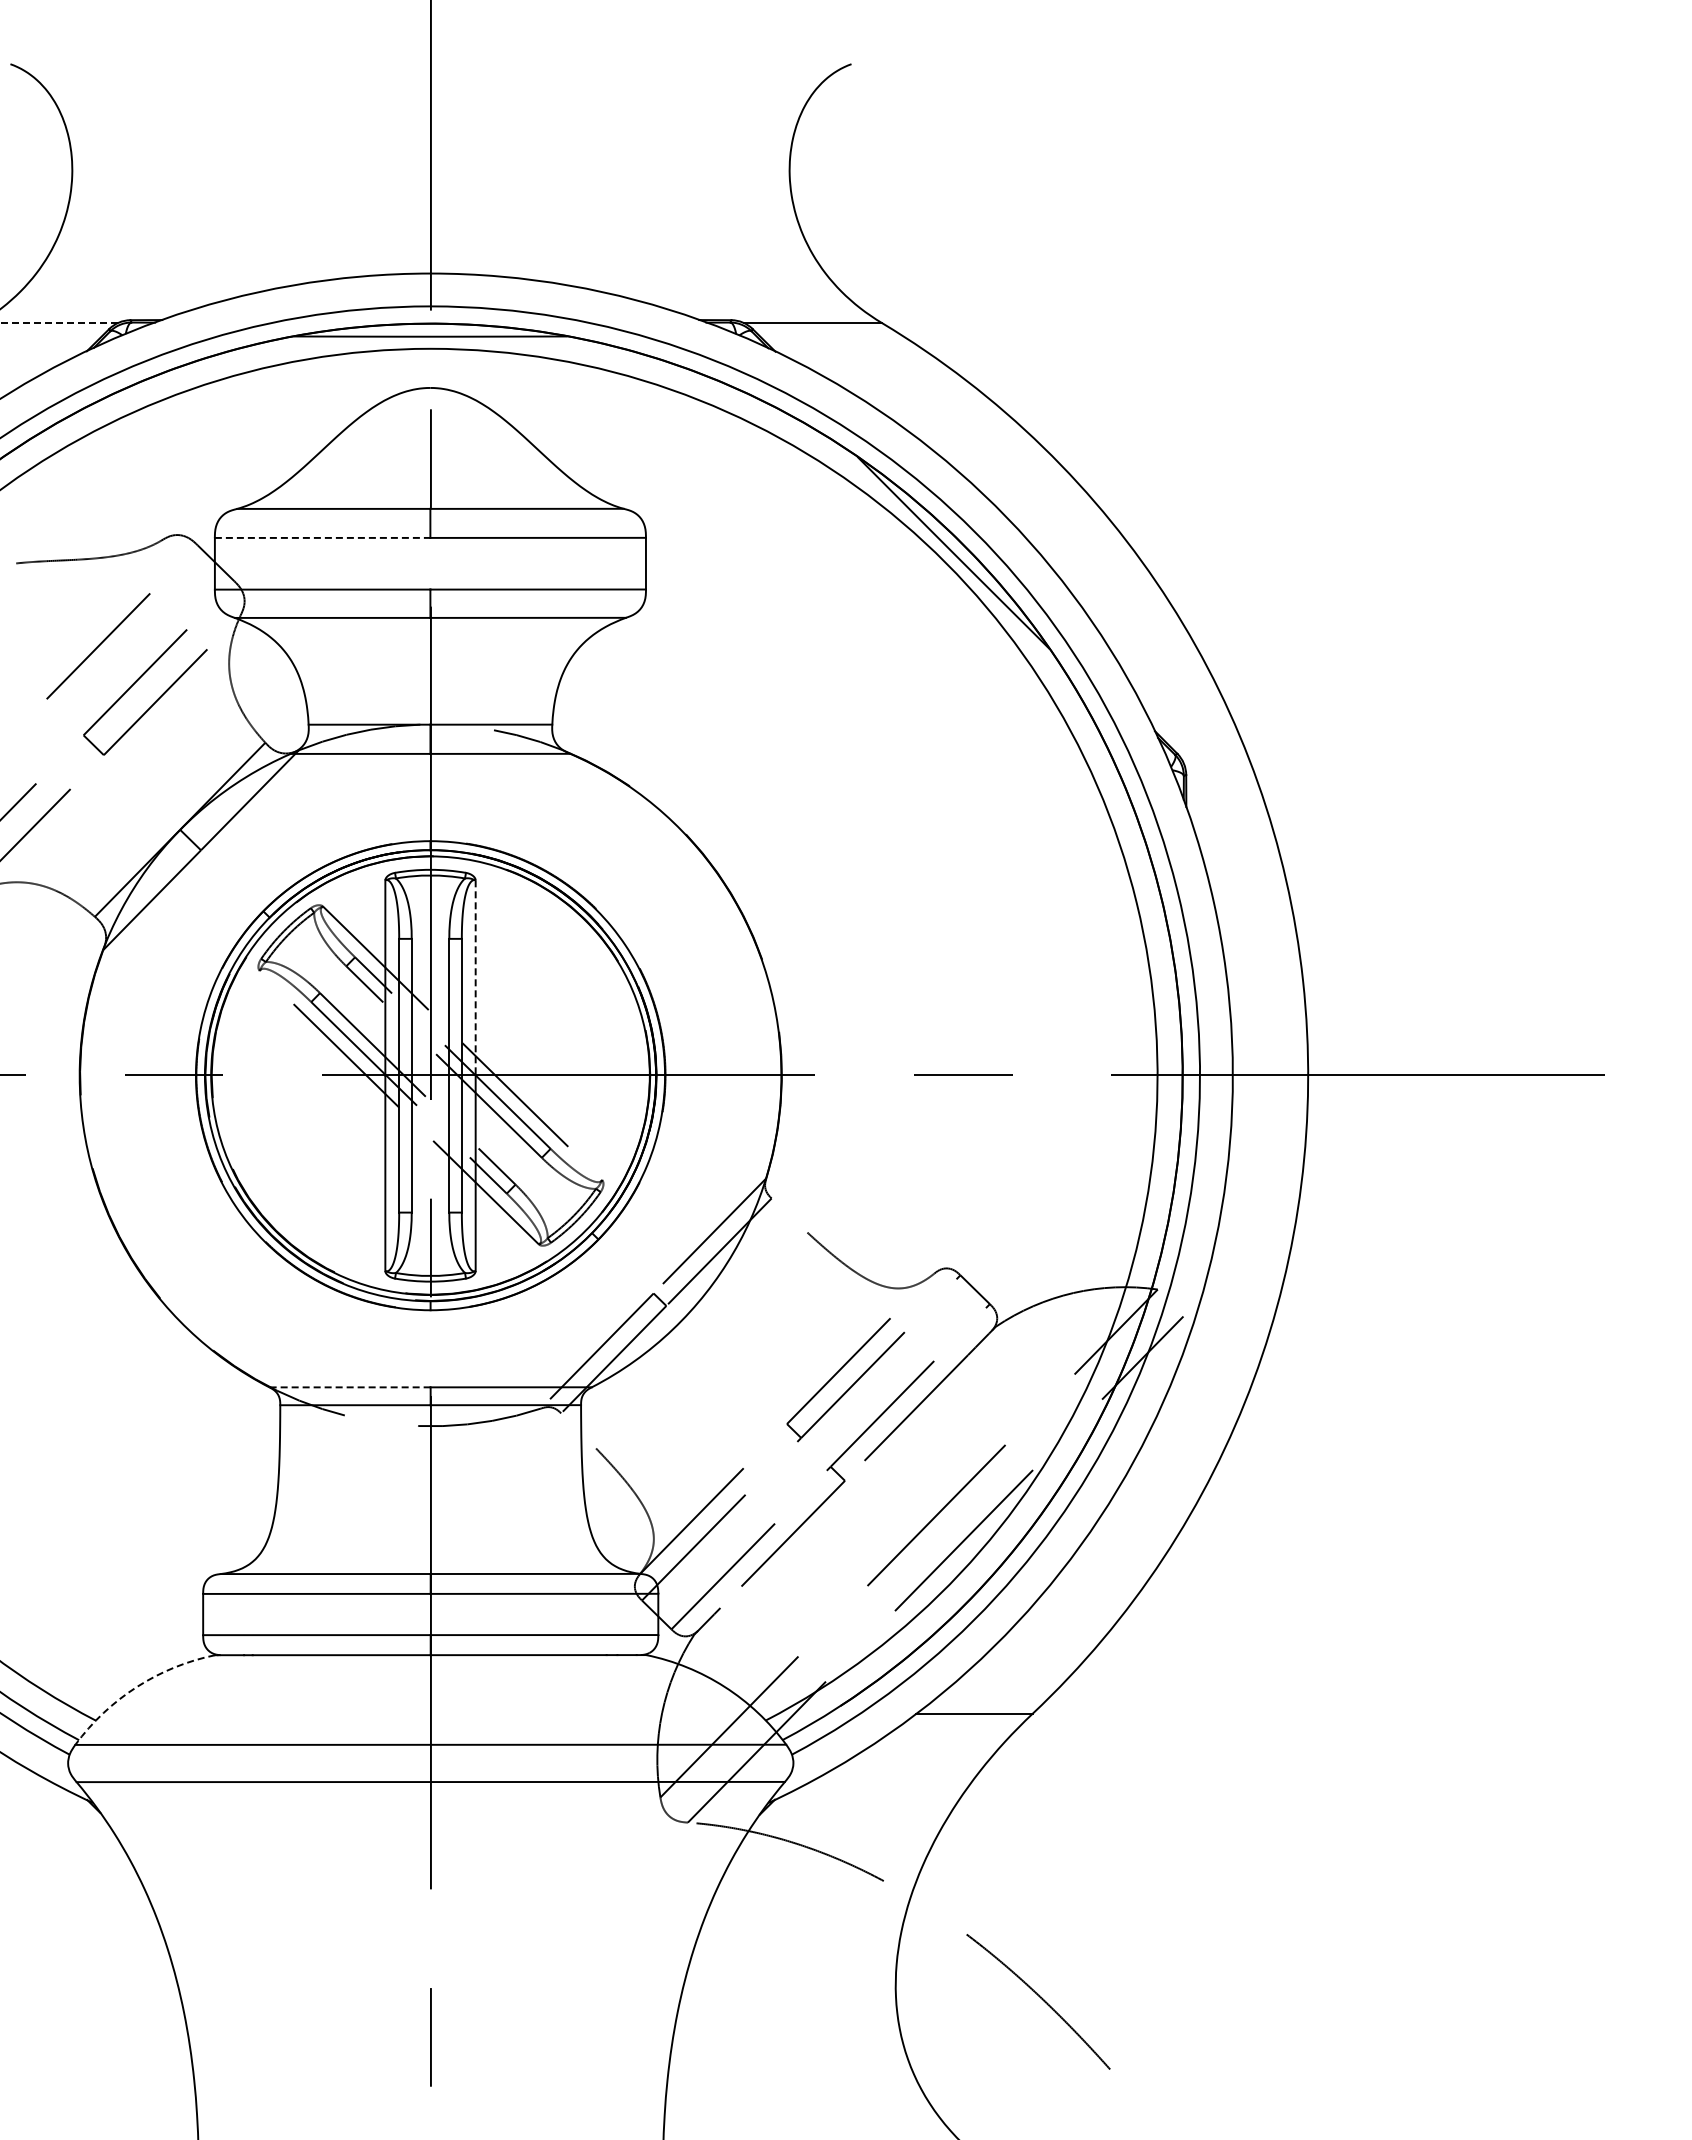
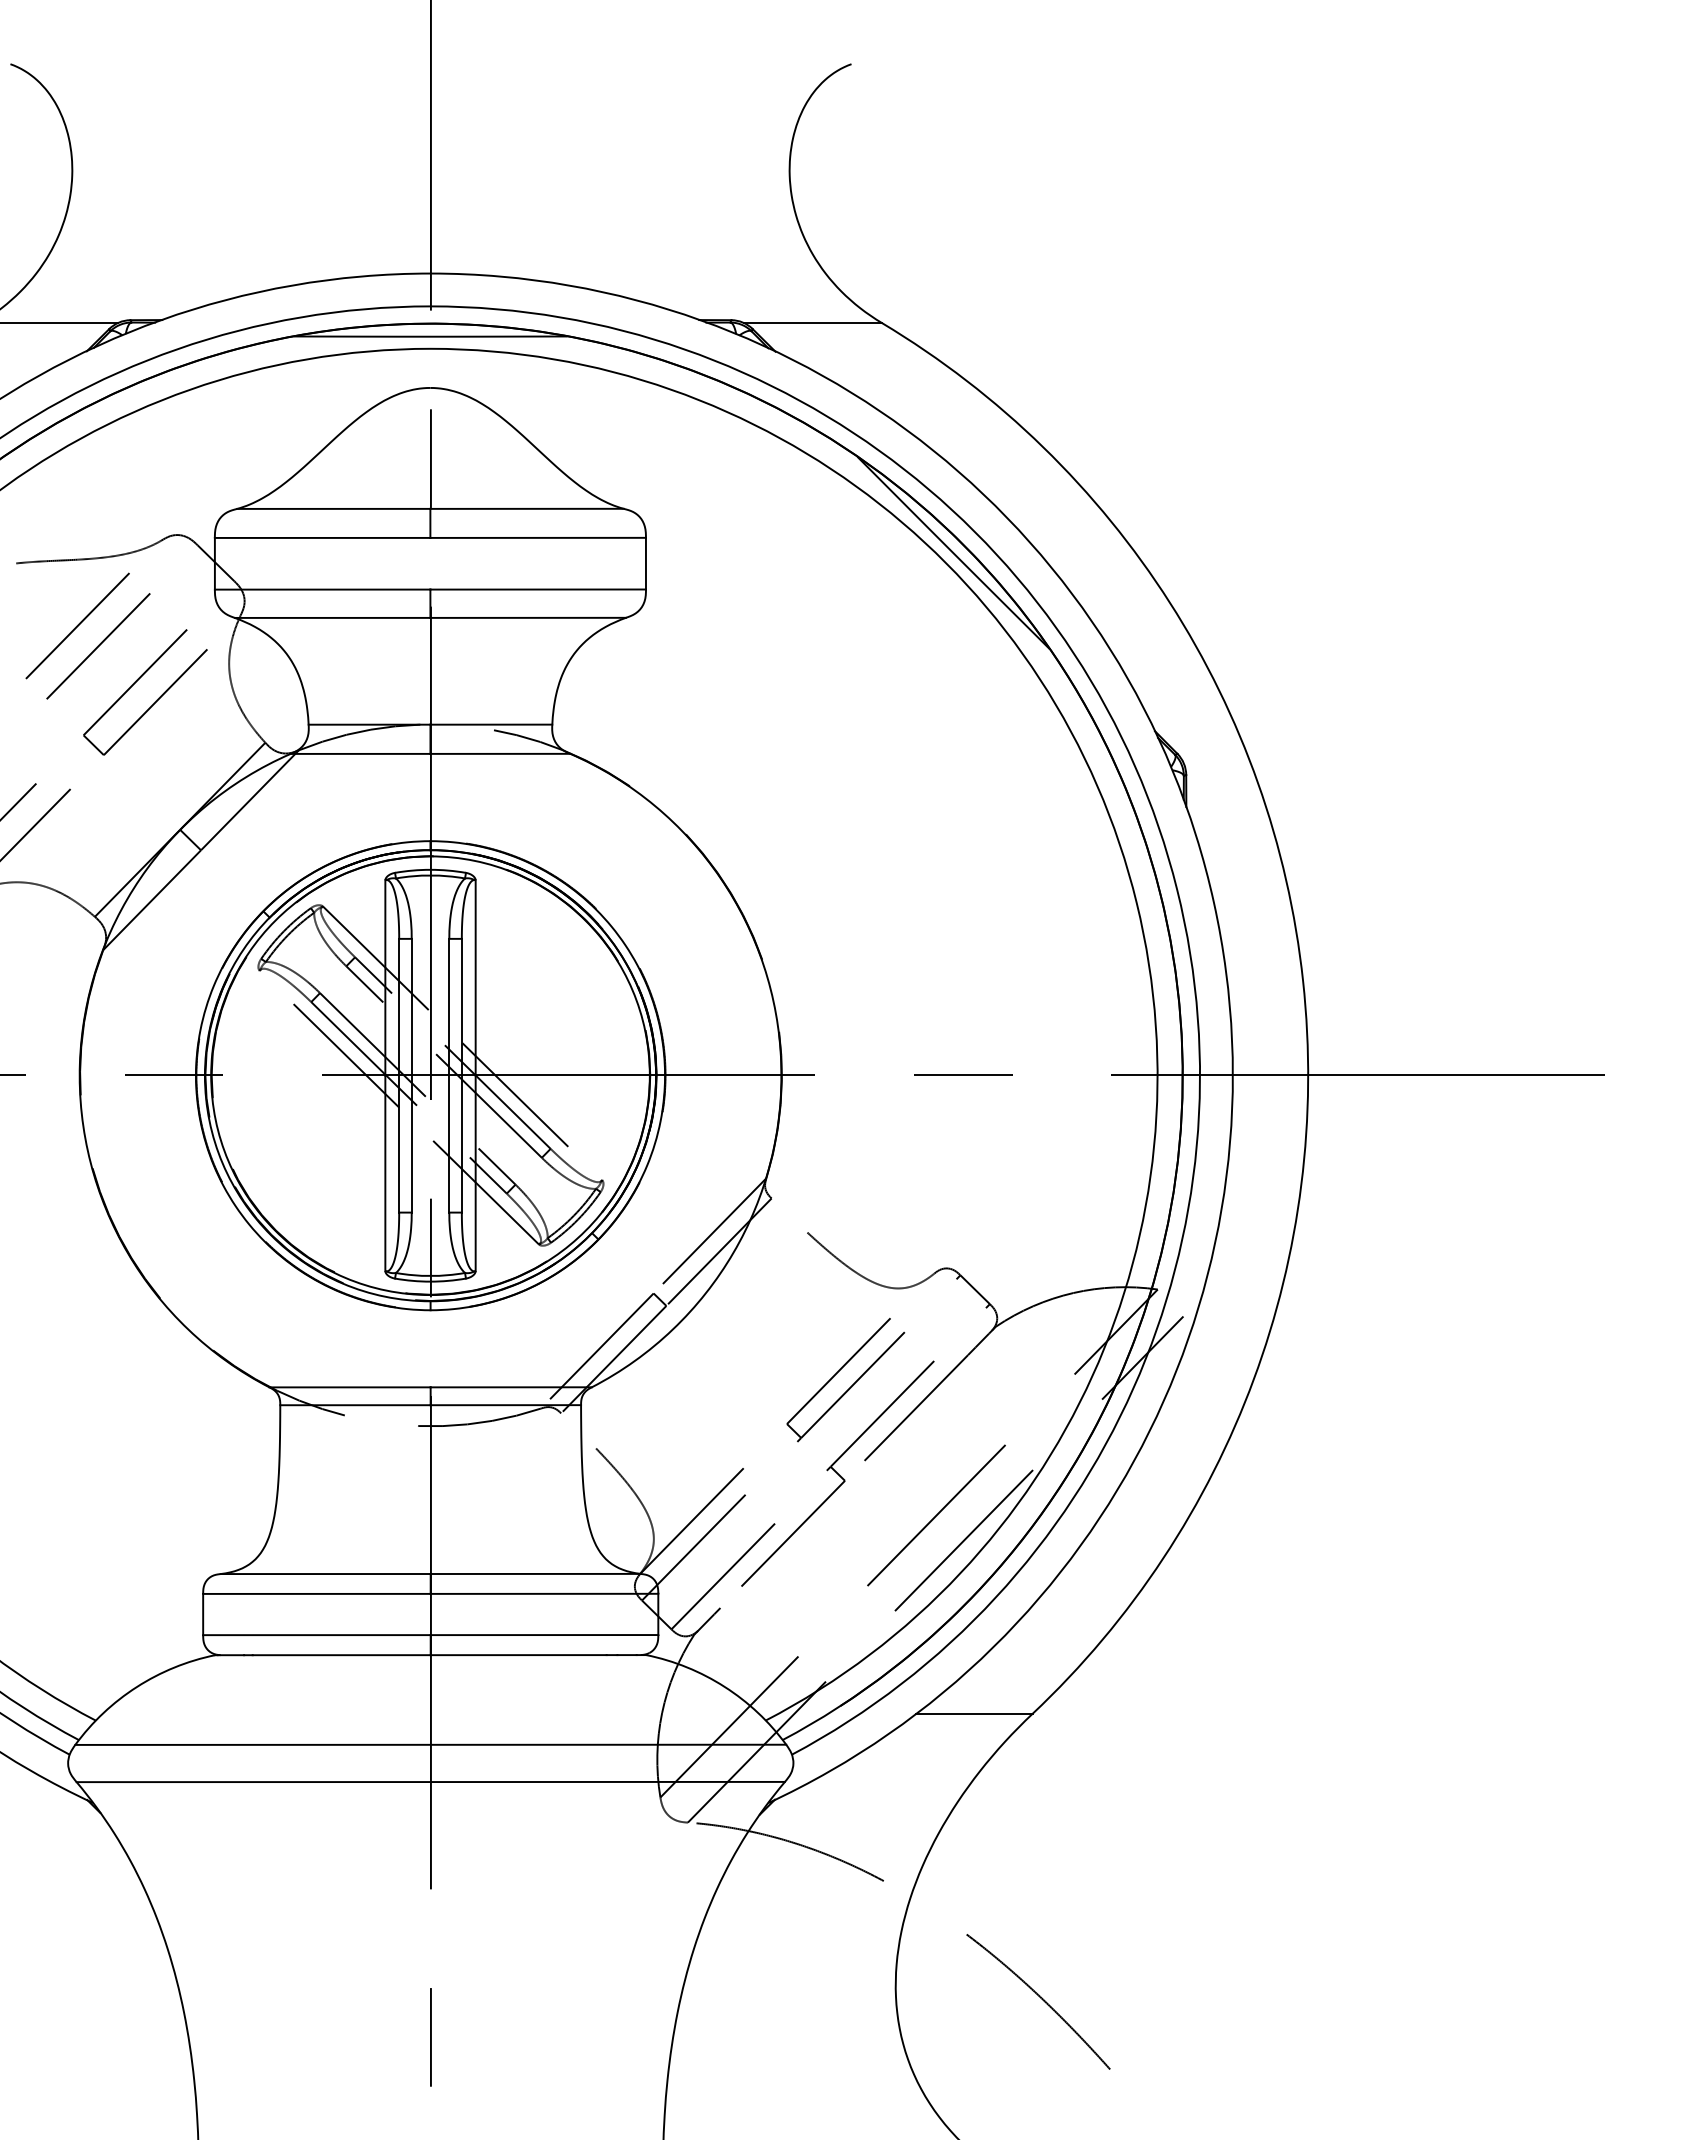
line: dashed -> solid (58, 323)
line: dashed -> solid (322, 537)
line: none -> present (77, 625)
line: dashed -> solid (475, 978)
line: dashed -> solid (350, 1387)
arc: dashed -> solid (136, 1687)
